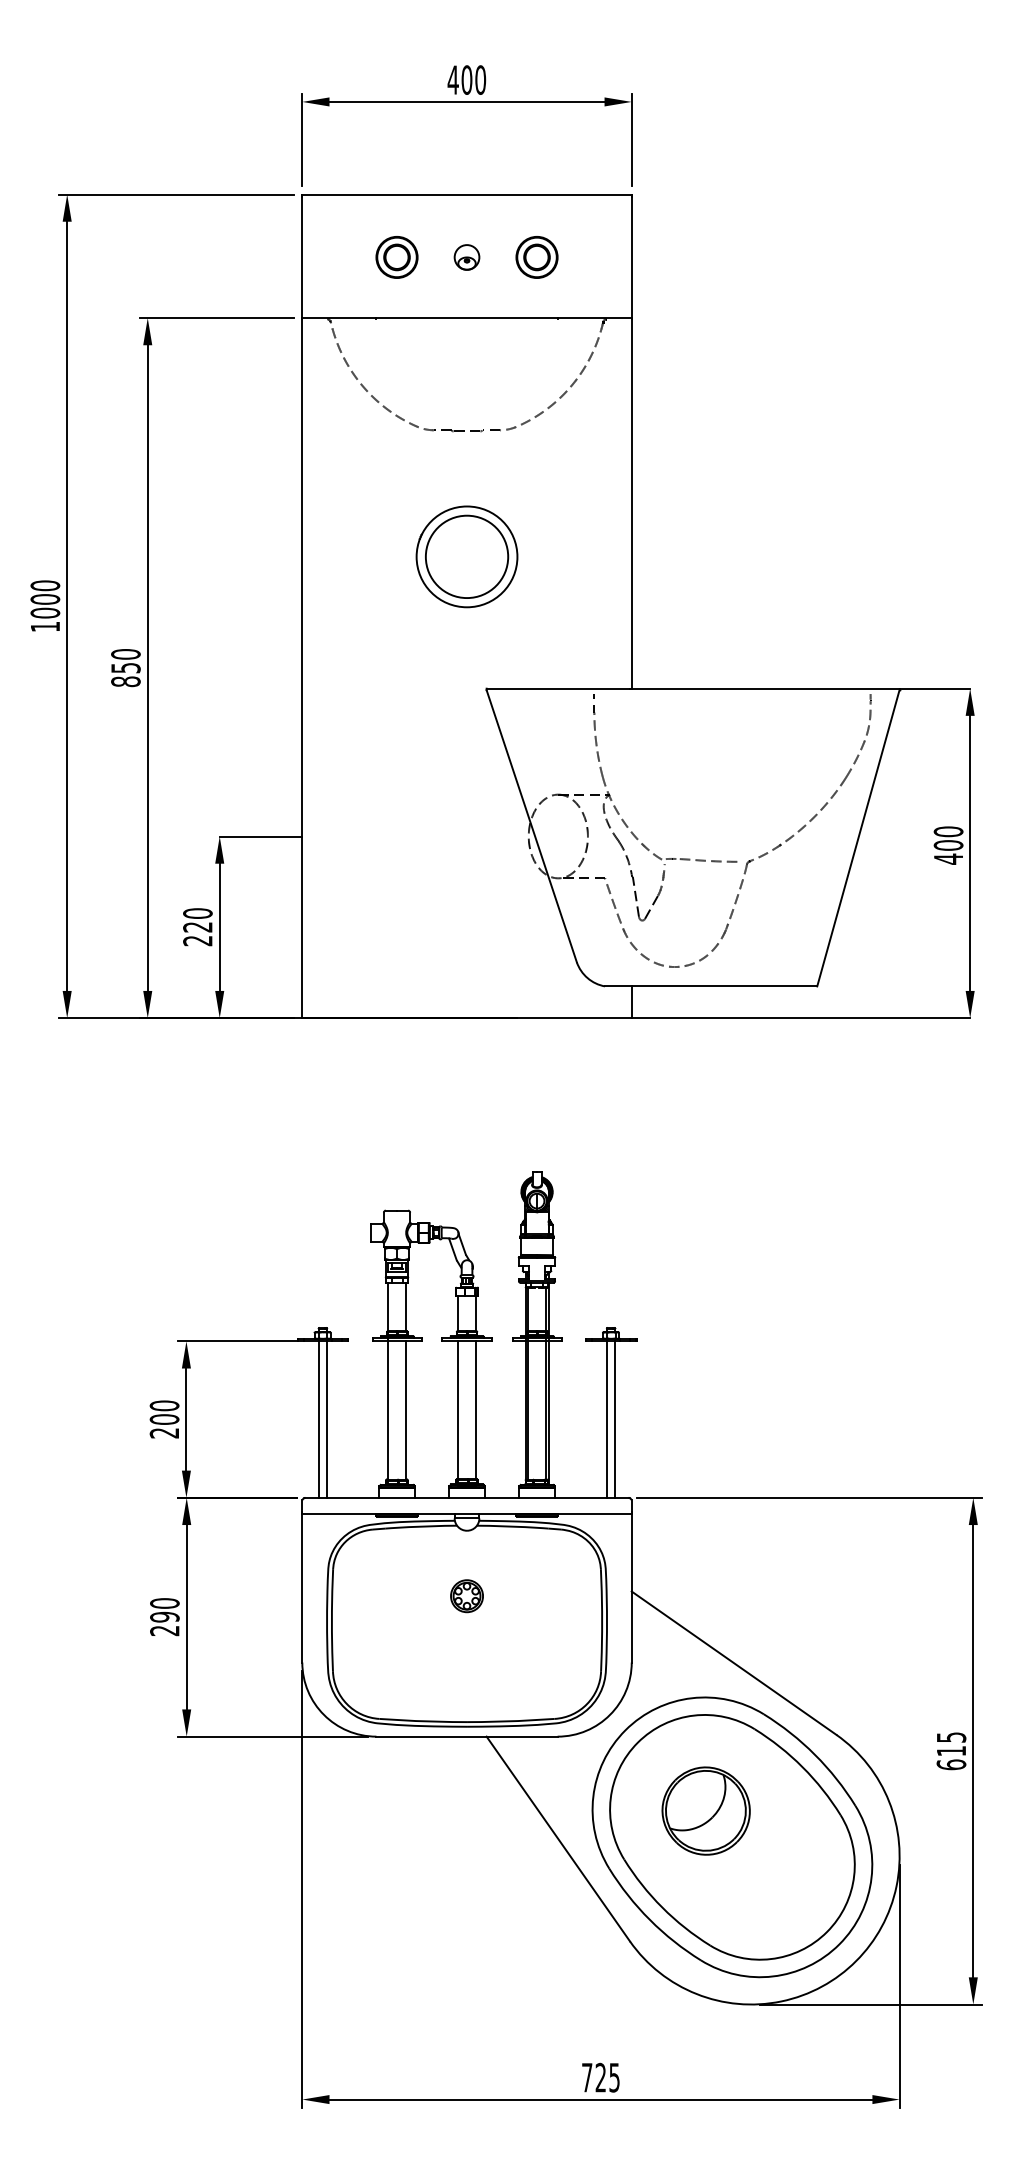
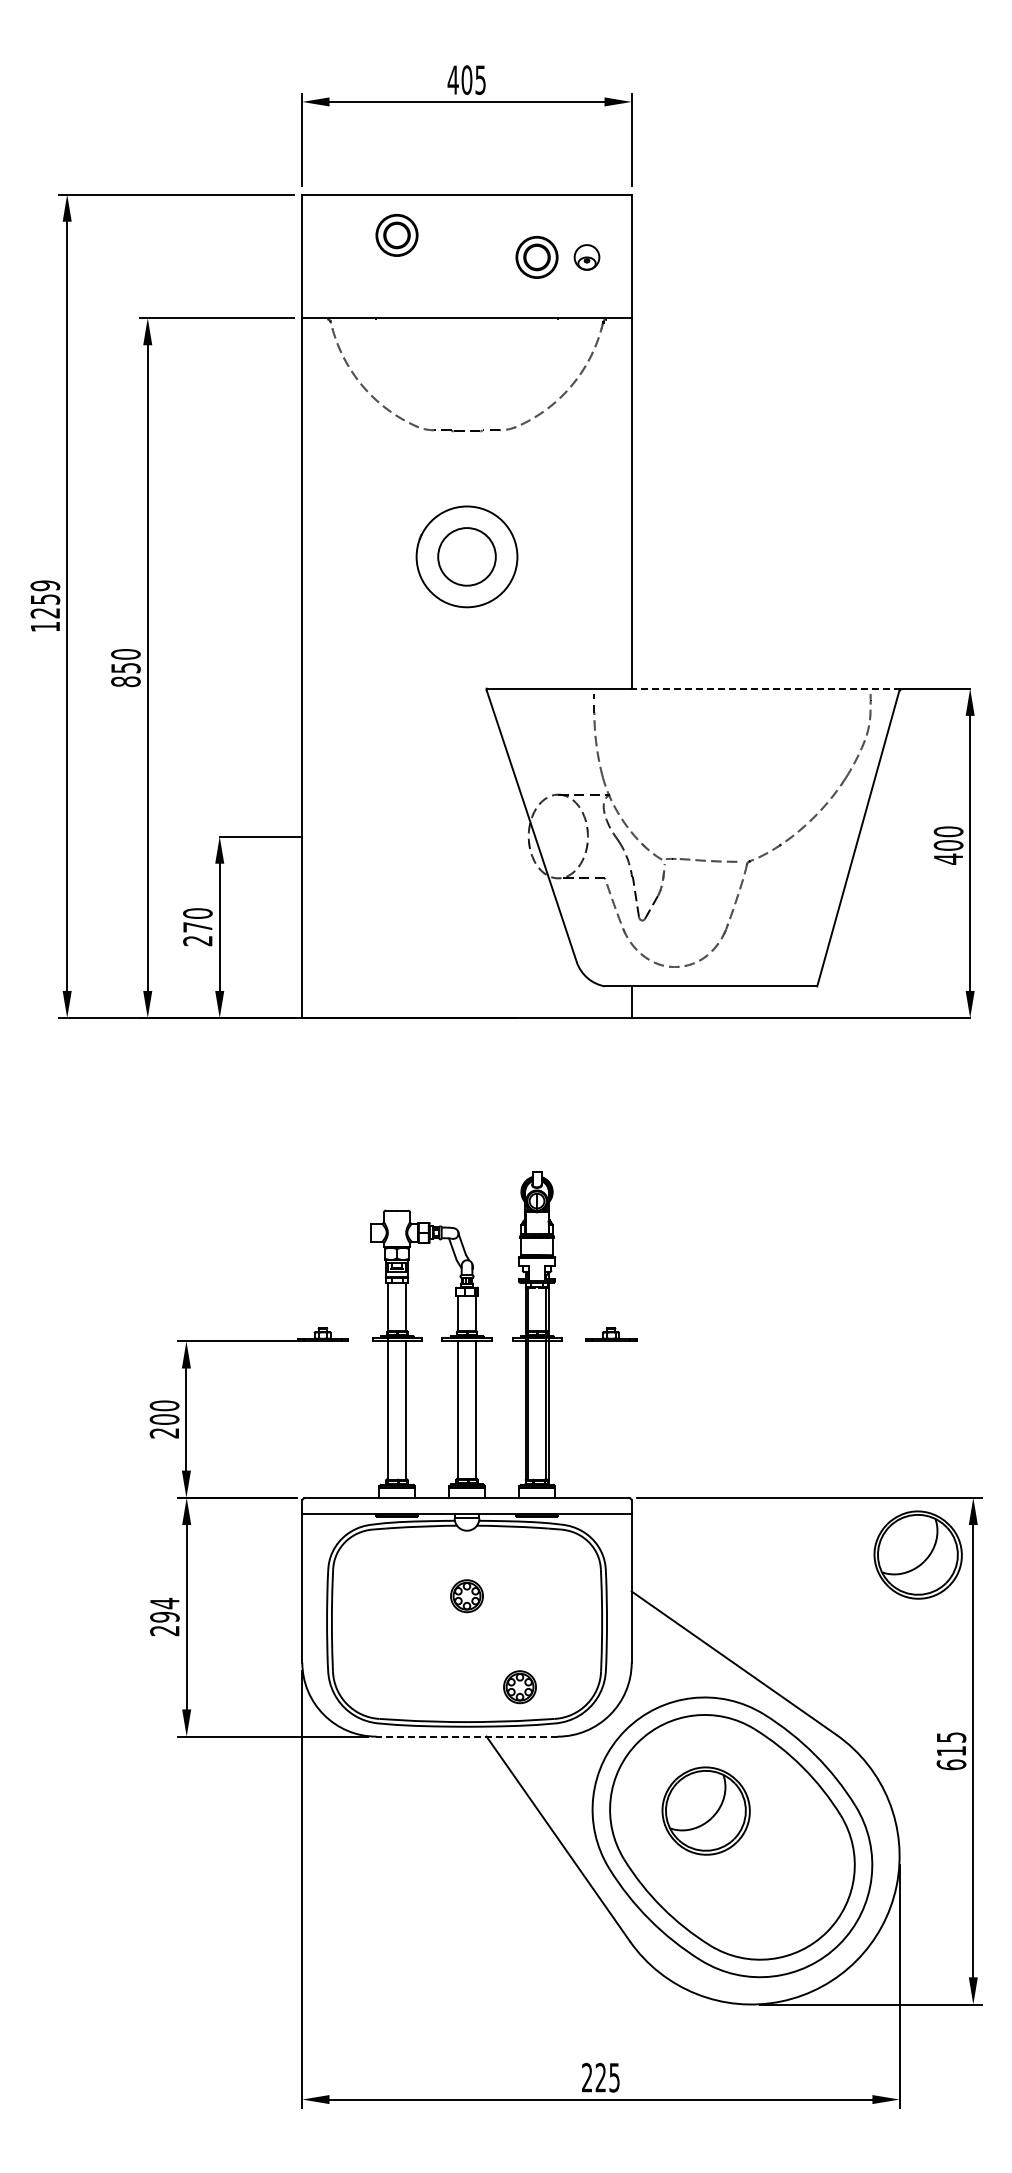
text: 400 -> 405 (480, 79)
part position: (396, 257) -> (396, 235) (396, 235)
part position: (466, 257) -> (586, 257) (586, 257)
circle diameter: 82 px -> 58 px (466, 556)
text: 1000 -> 1259 (45, 599)
line: solid -> dashed (764, 688)
text: 220 -> 270 (197, 927)
line: present -> none (318, 1419)
line: present -> none (327, 1419)
line: present -> none (607, 1419)
line: present -> none (615, 1419)
part: none -> present (917, 1554)
text: 290 -> 294 (164, 1603)
part: none -> present (519, 1687)
line: solid -> dashed (467, 1736)
text: 725 -> 225 (587, 2077)
